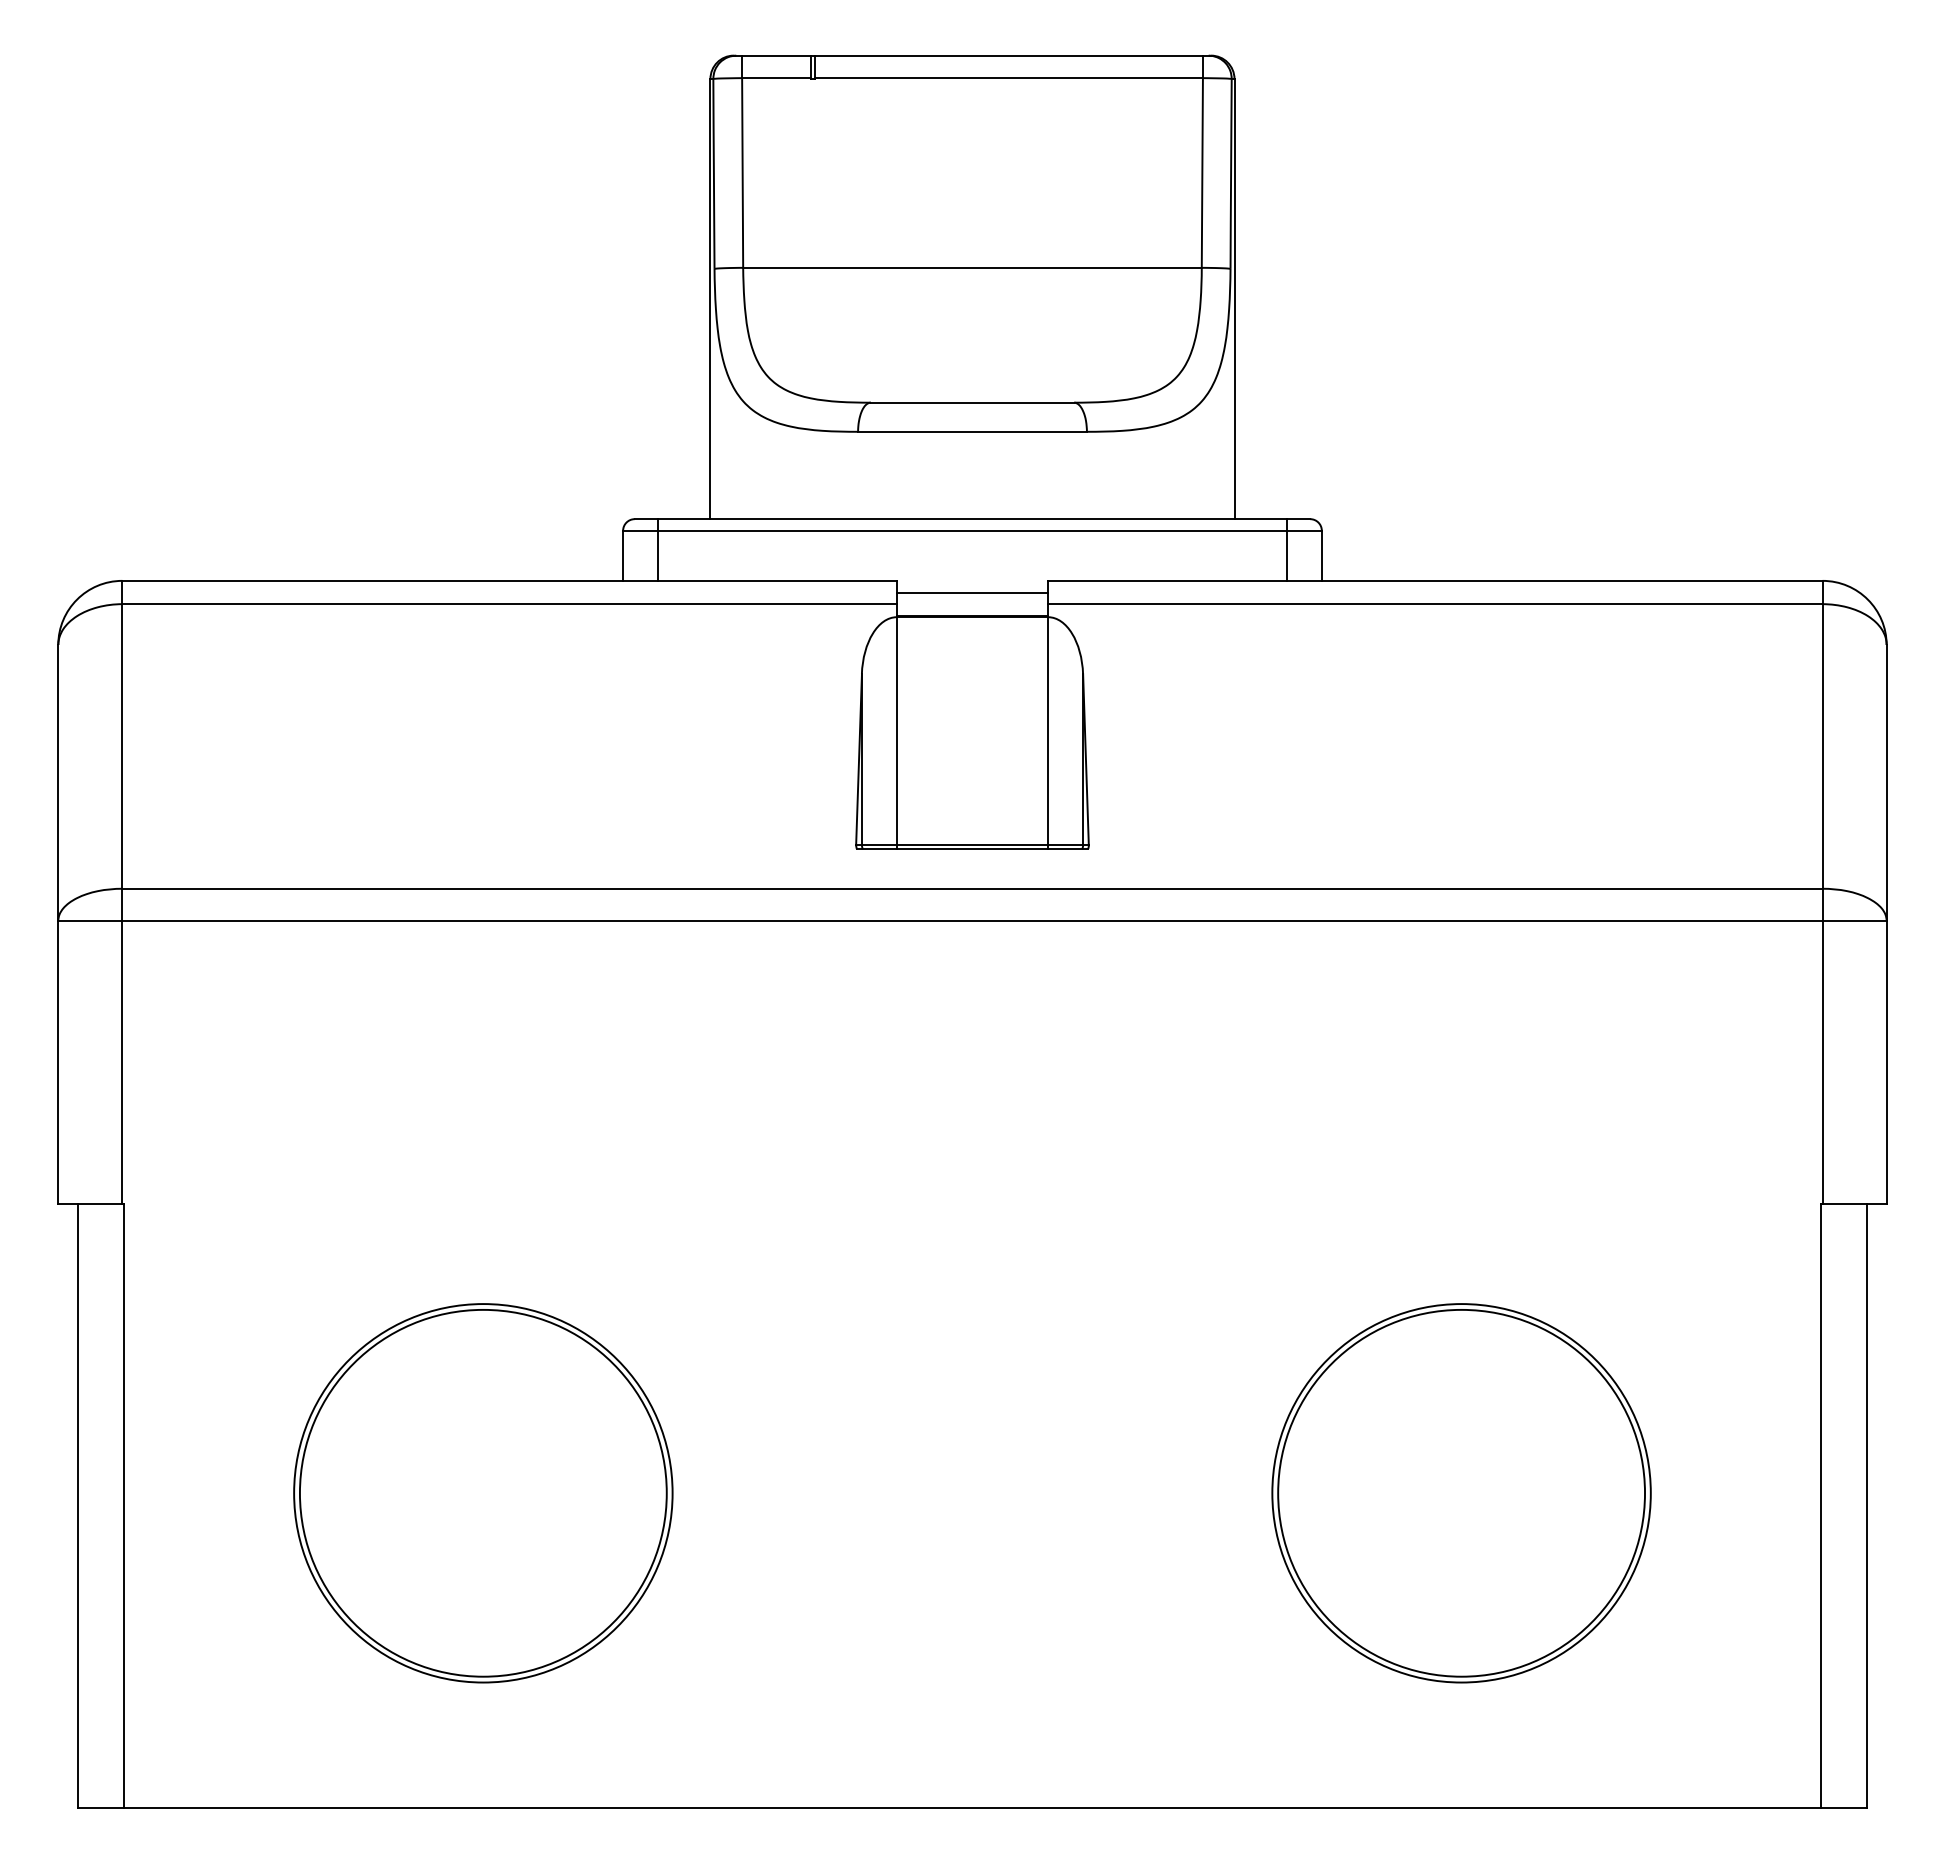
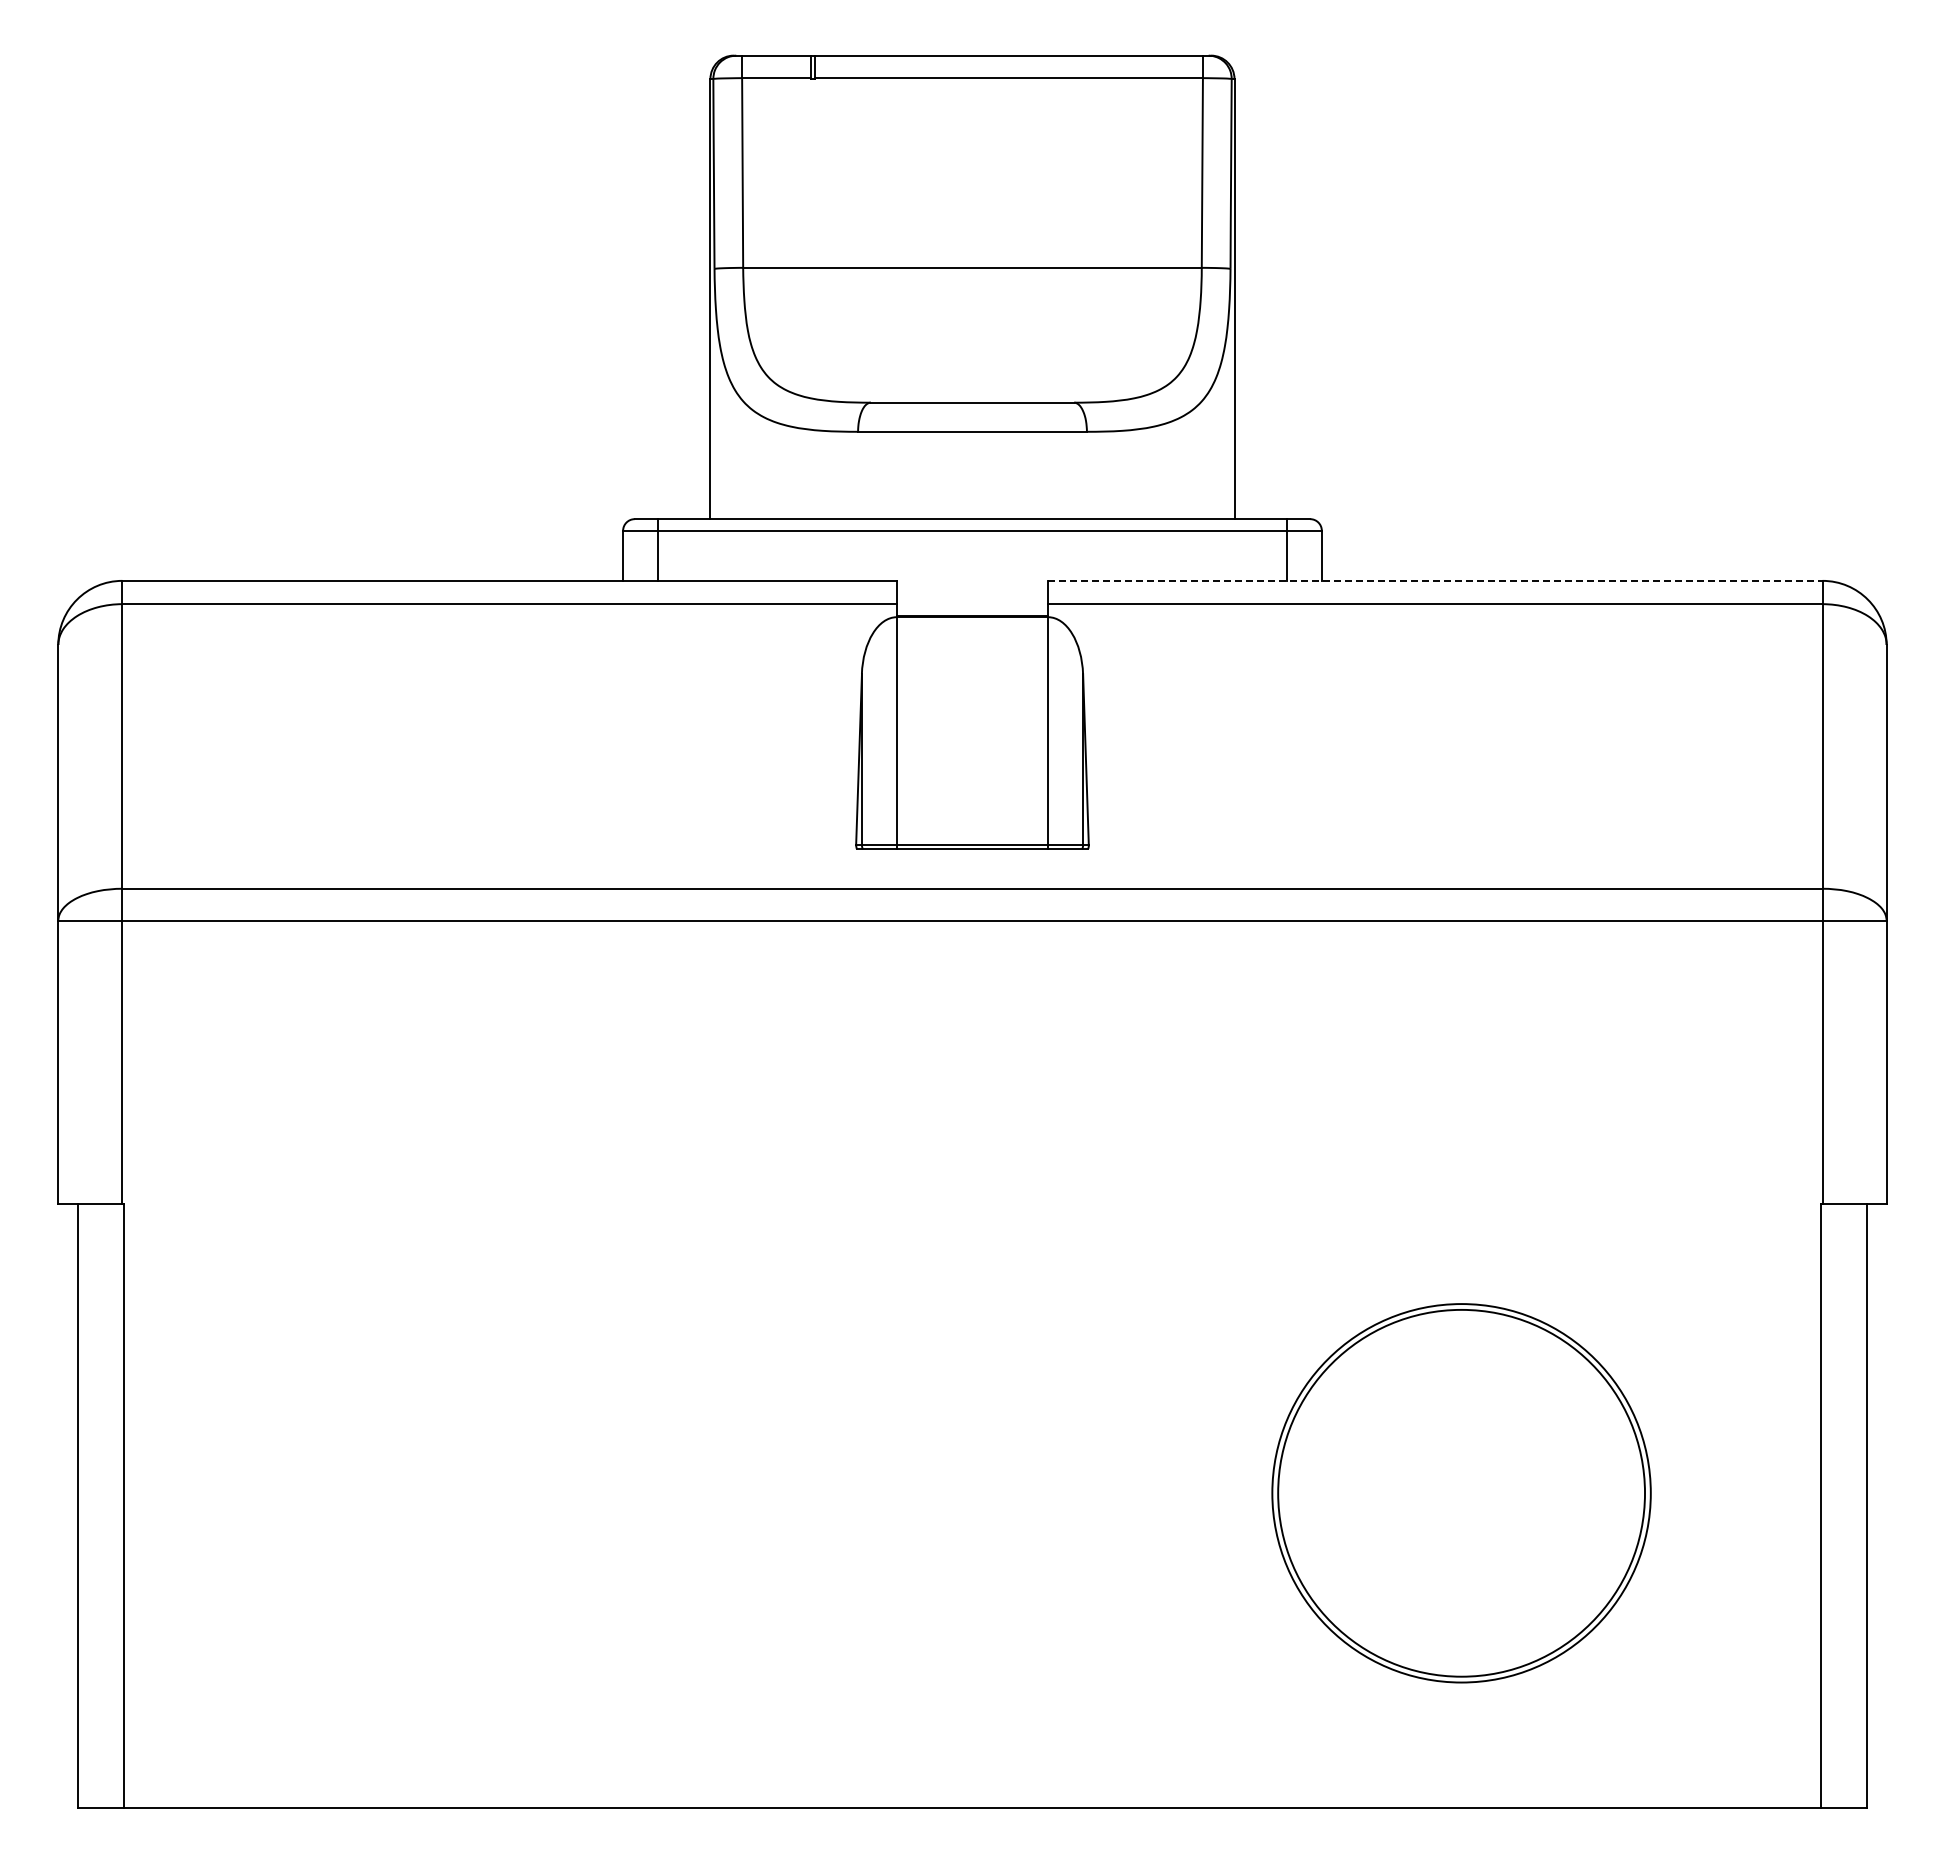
line: solid -> dashed (1435, 580)
line: present -> none (972, 592)
part: present -> none (483, 1493)
